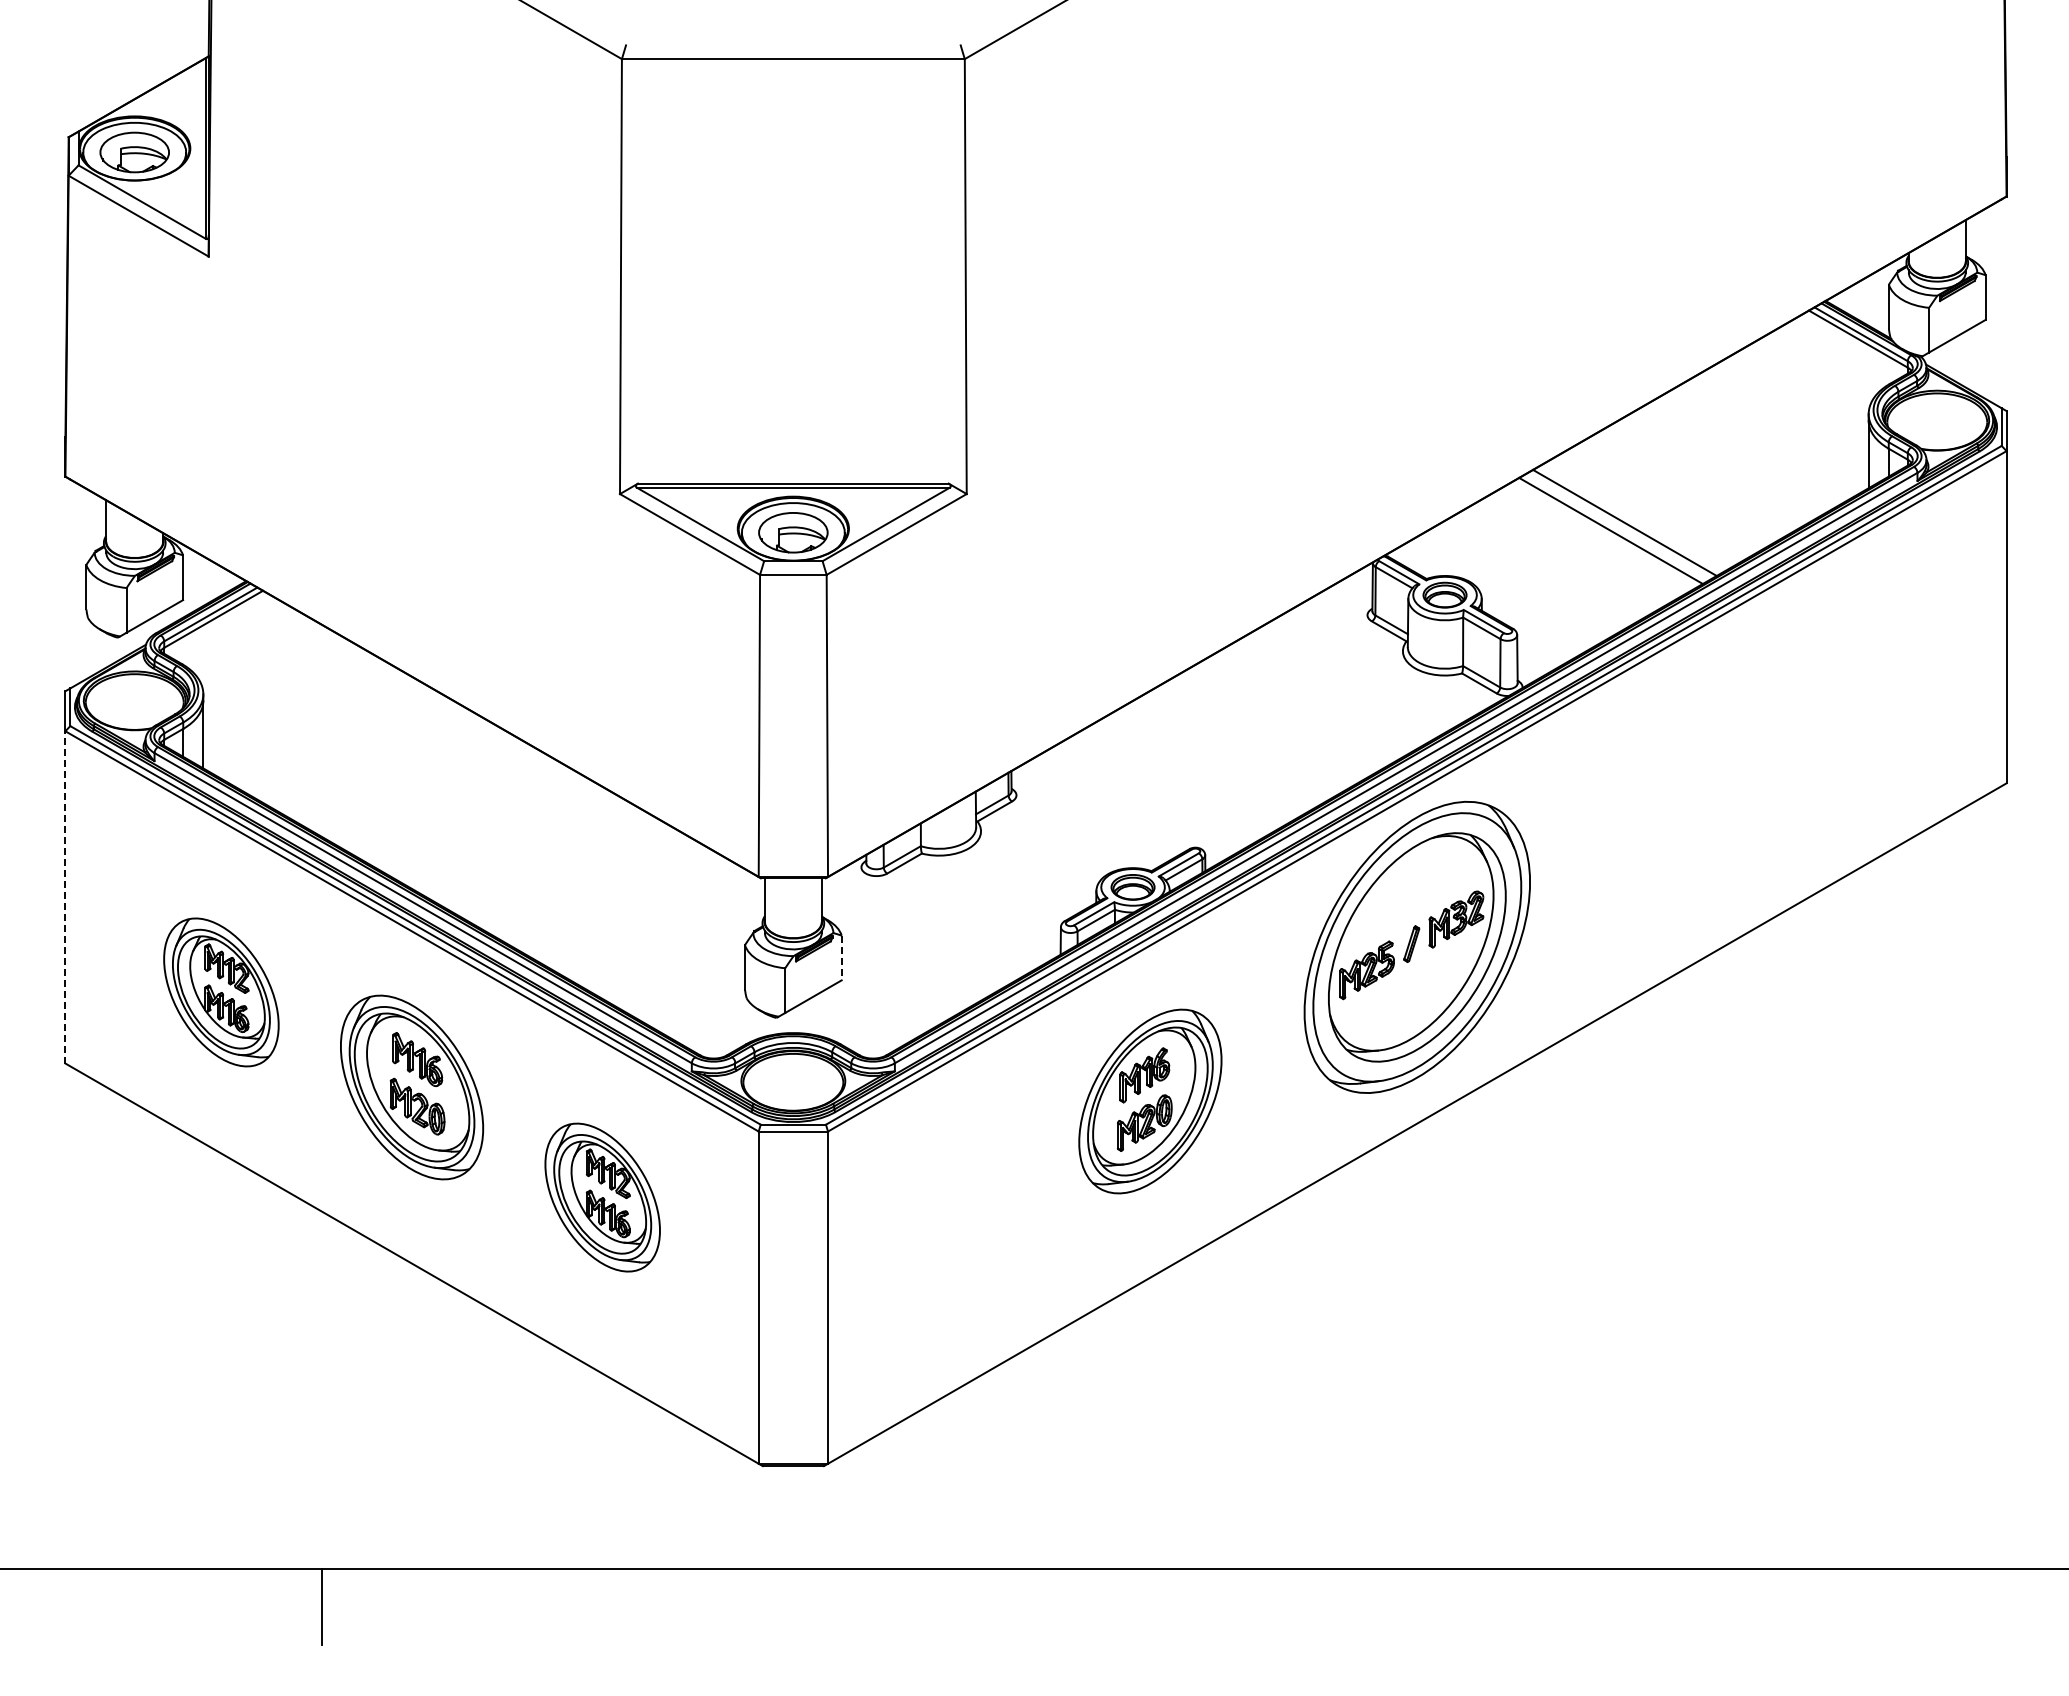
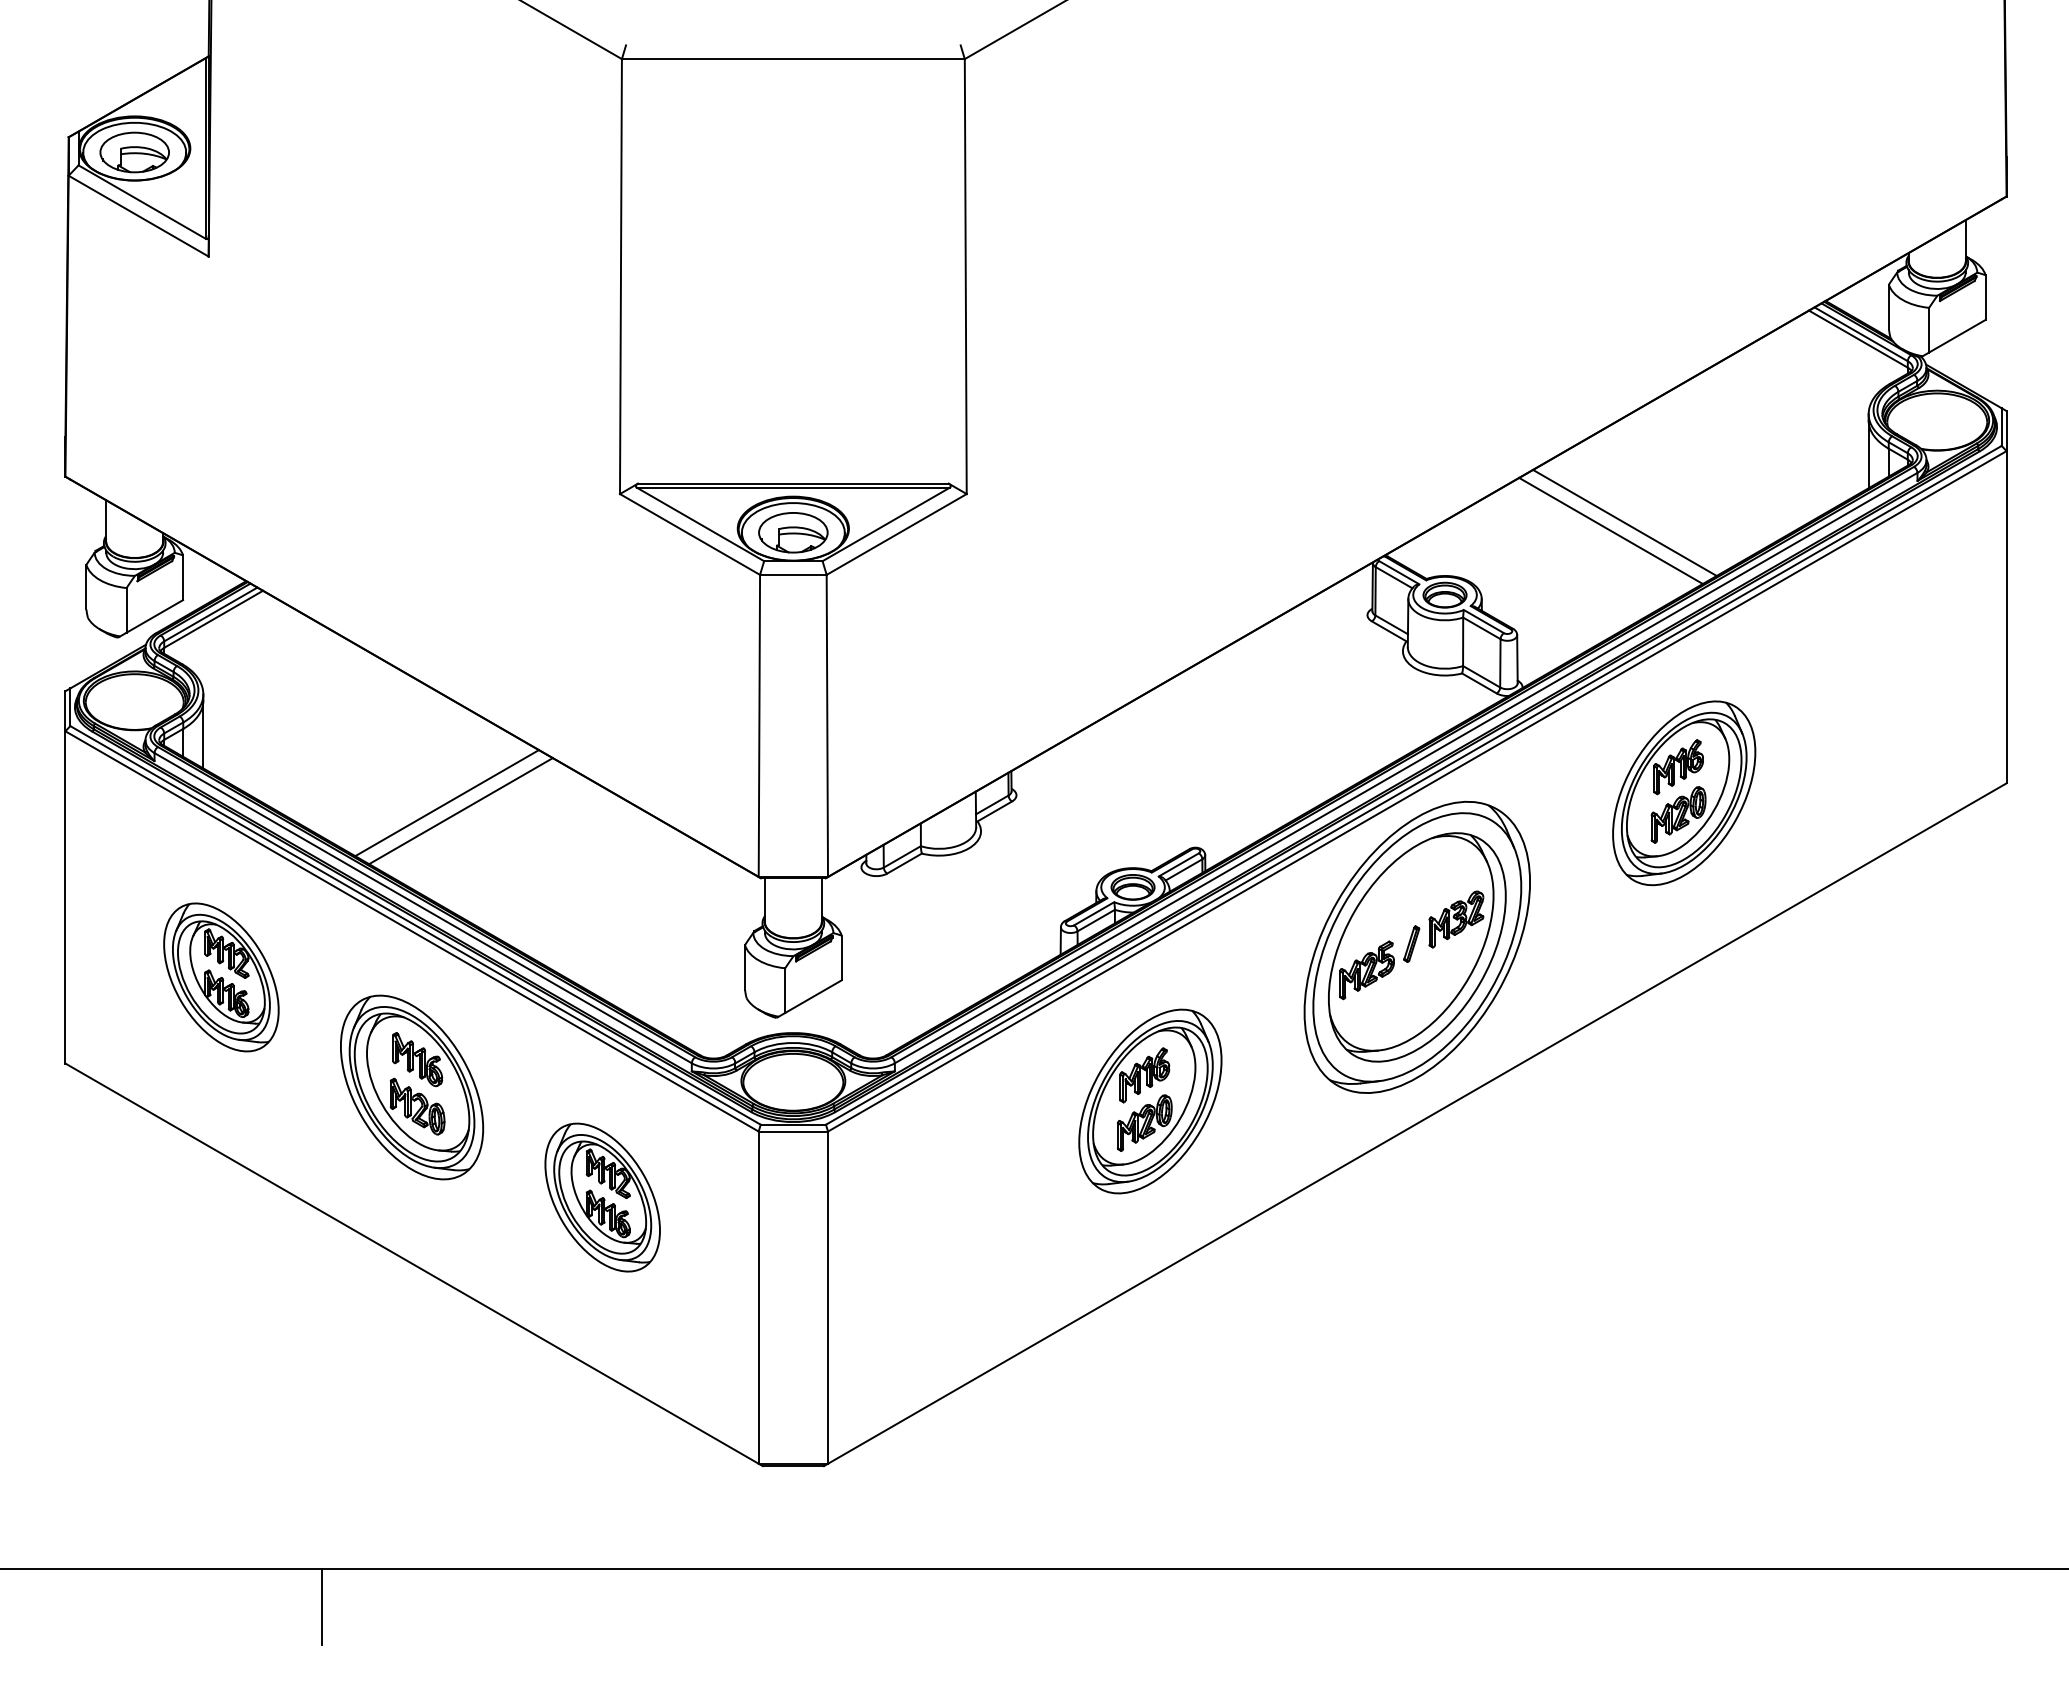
part: none -> present (1684, 793)
line: none -> present (446, 803)
line: none -> present (460, 811)
line: dashed -> solid (65, 896)
line: dashed -> solid (841, 958)
part position: (221, 992) -> (221, 977) (221, 977)
